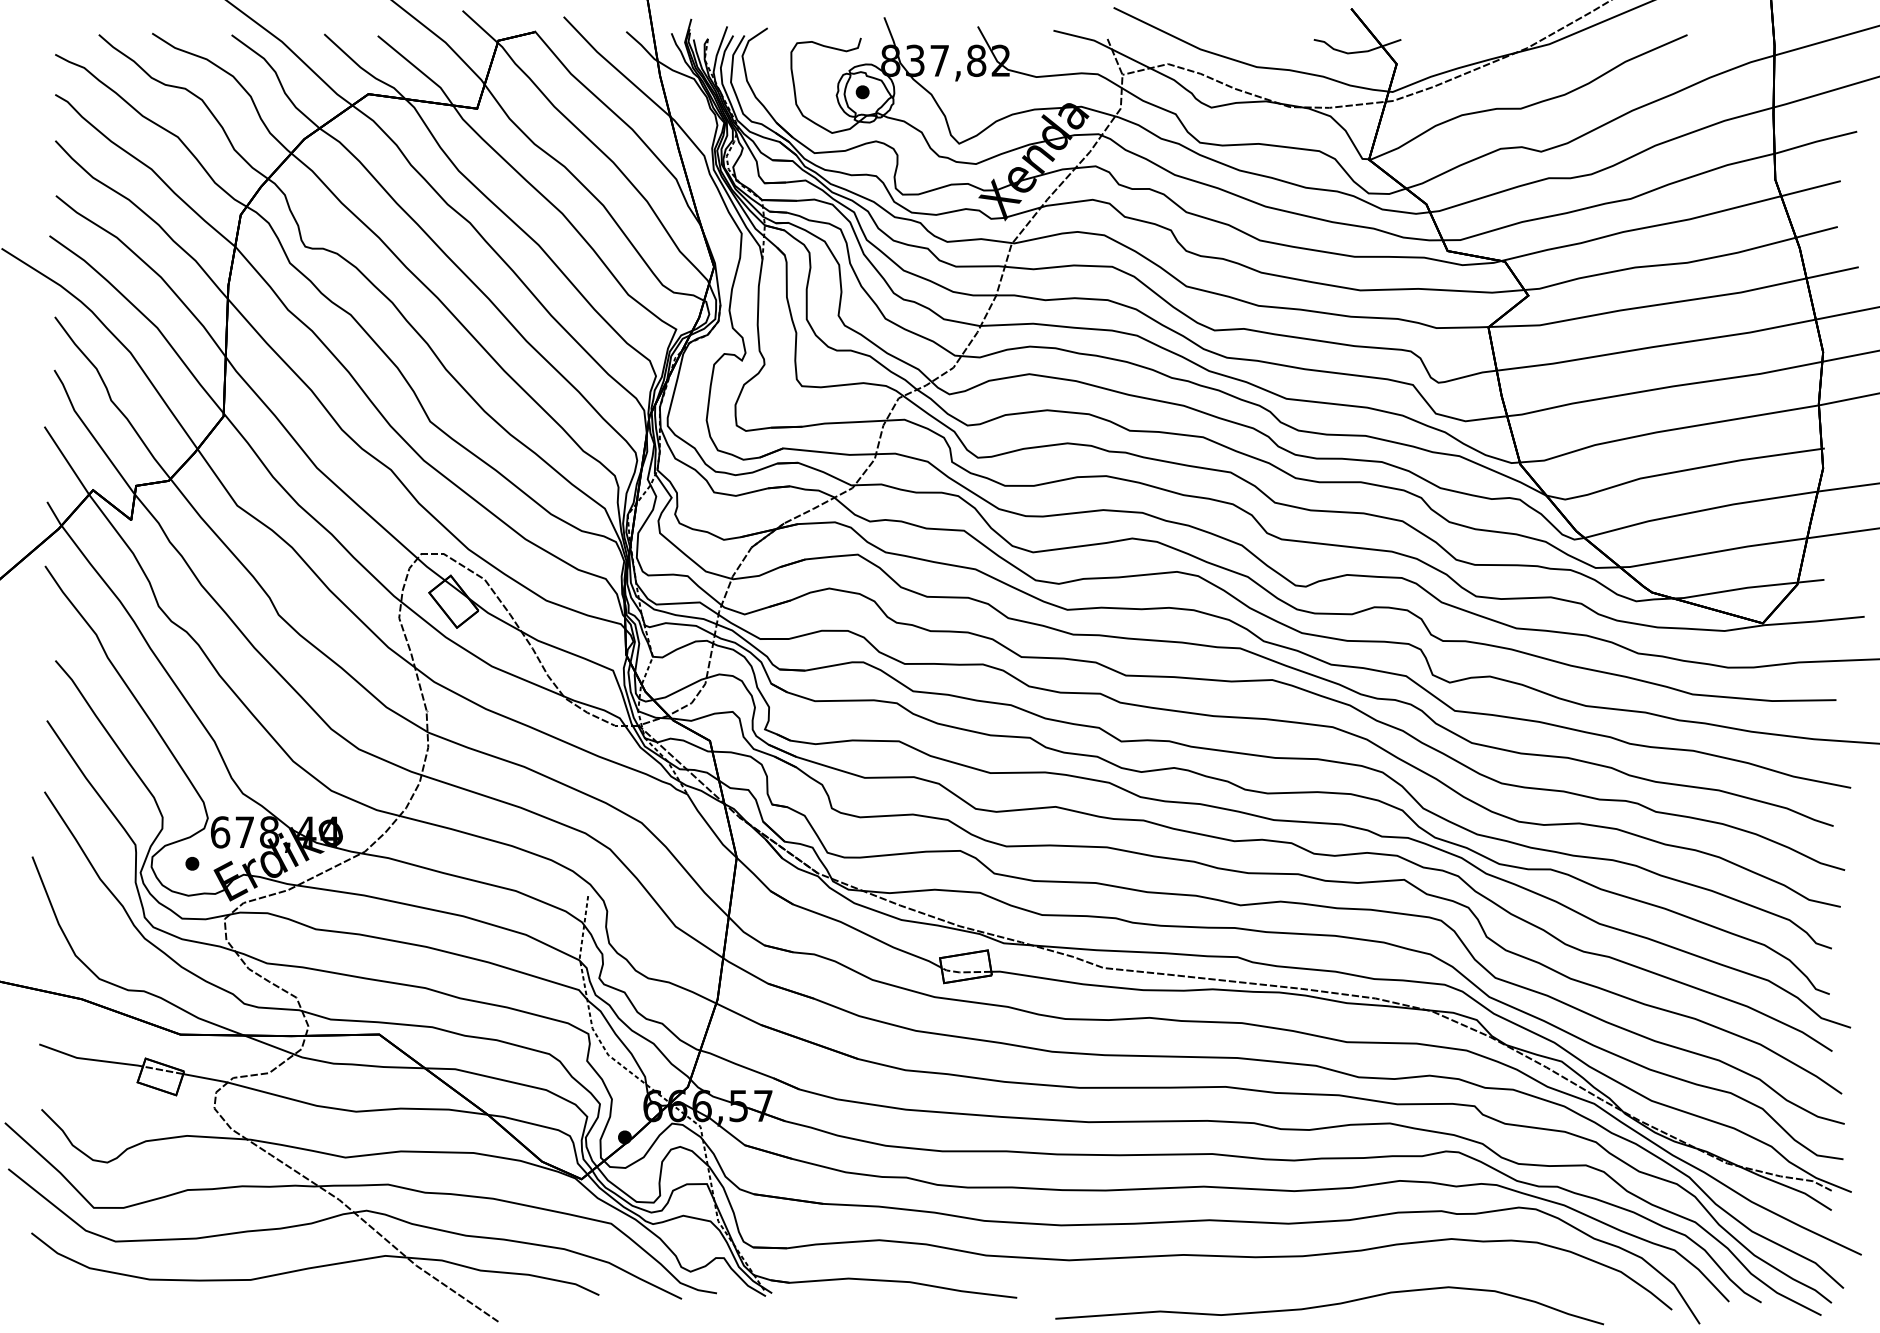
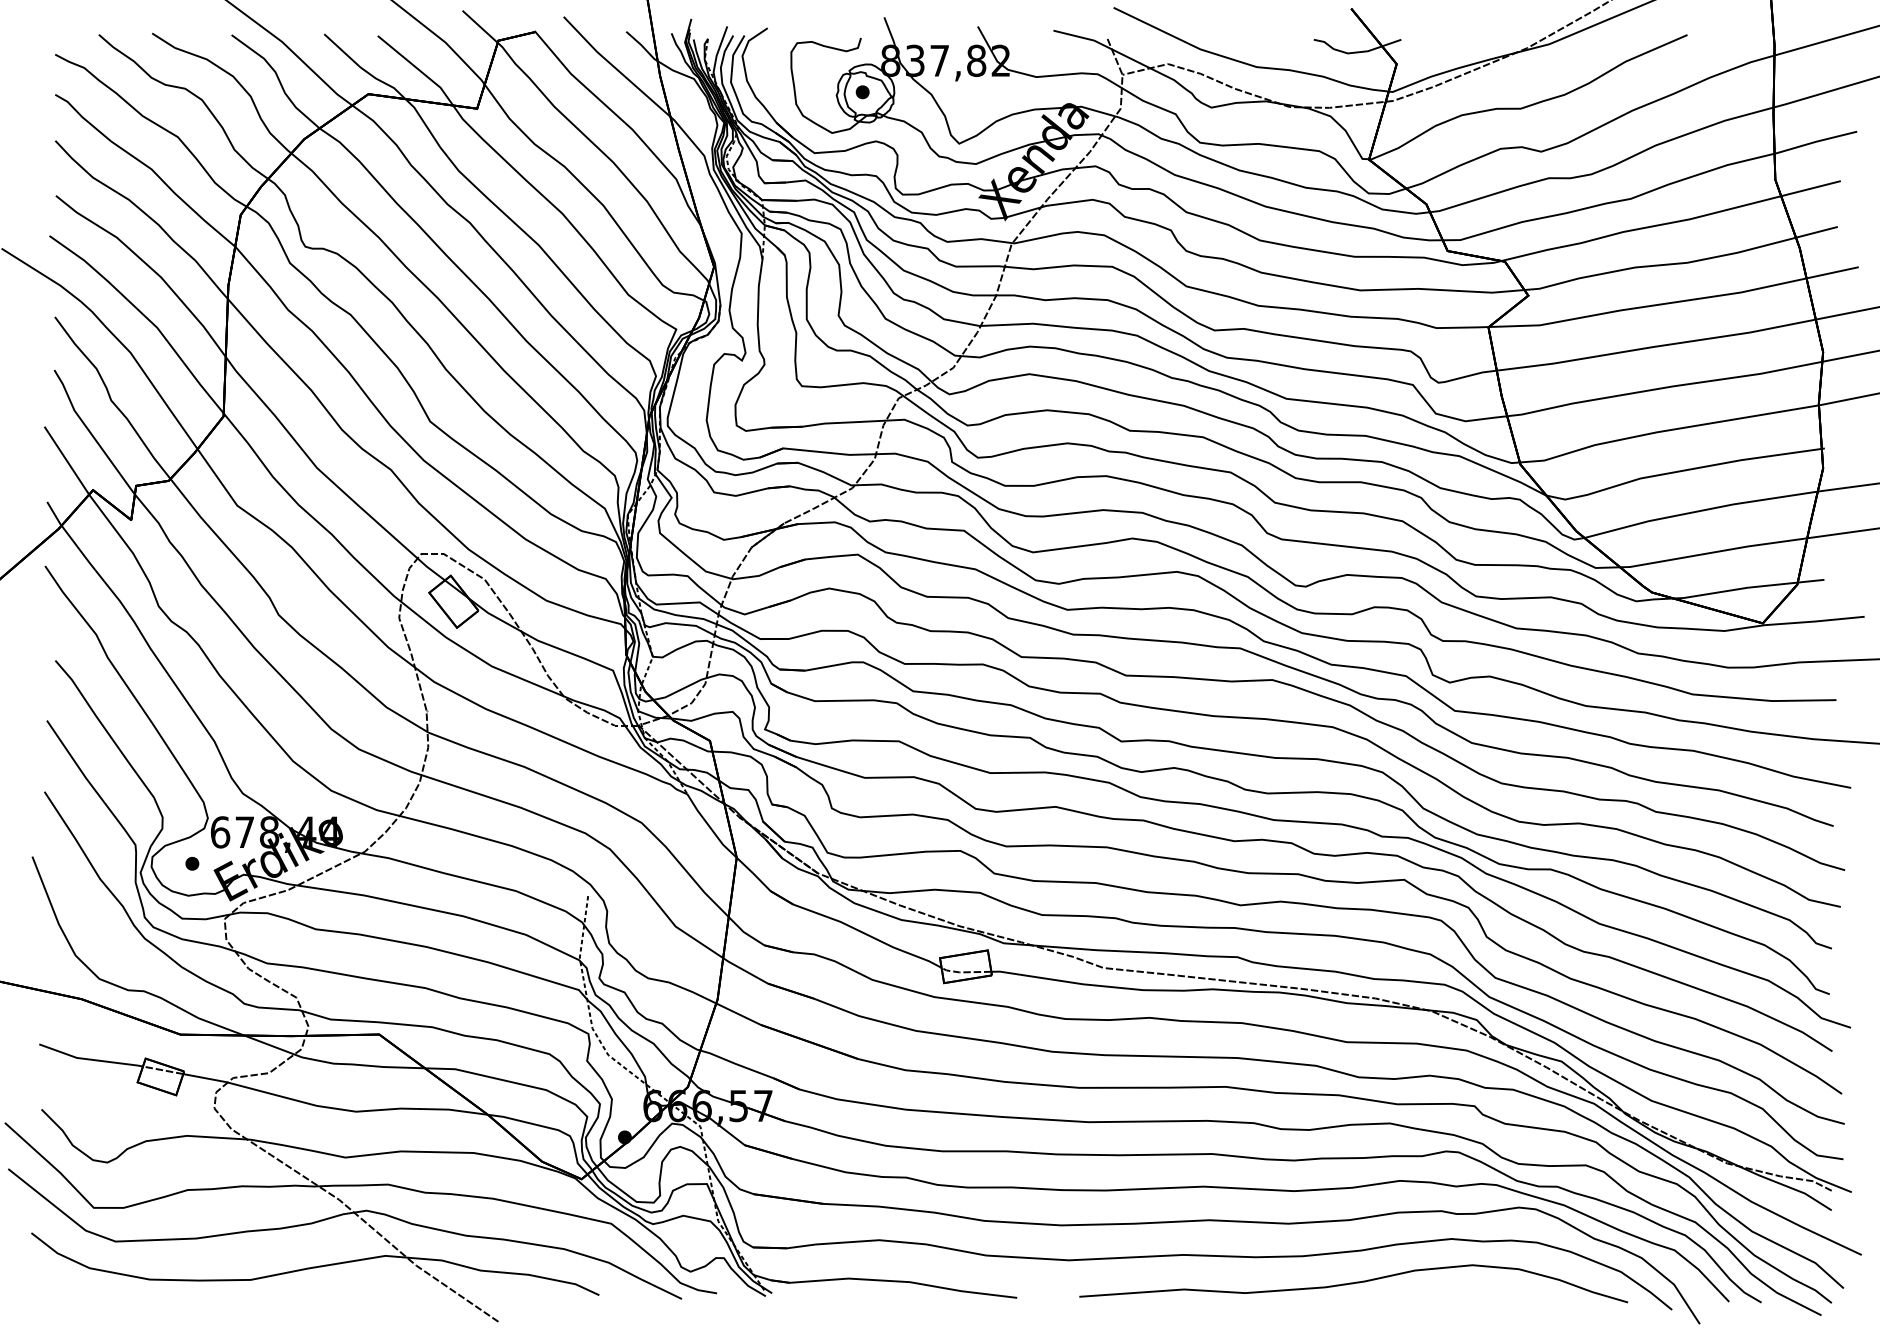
curve position: (1329, 1305) -> (1353, 1283) (1353, 1283)
